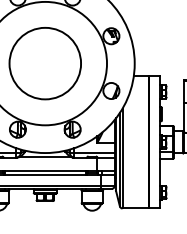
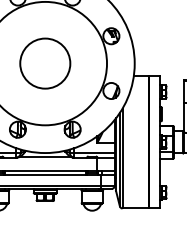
circle diameter: 72 px -> 50 px (45, 63)
